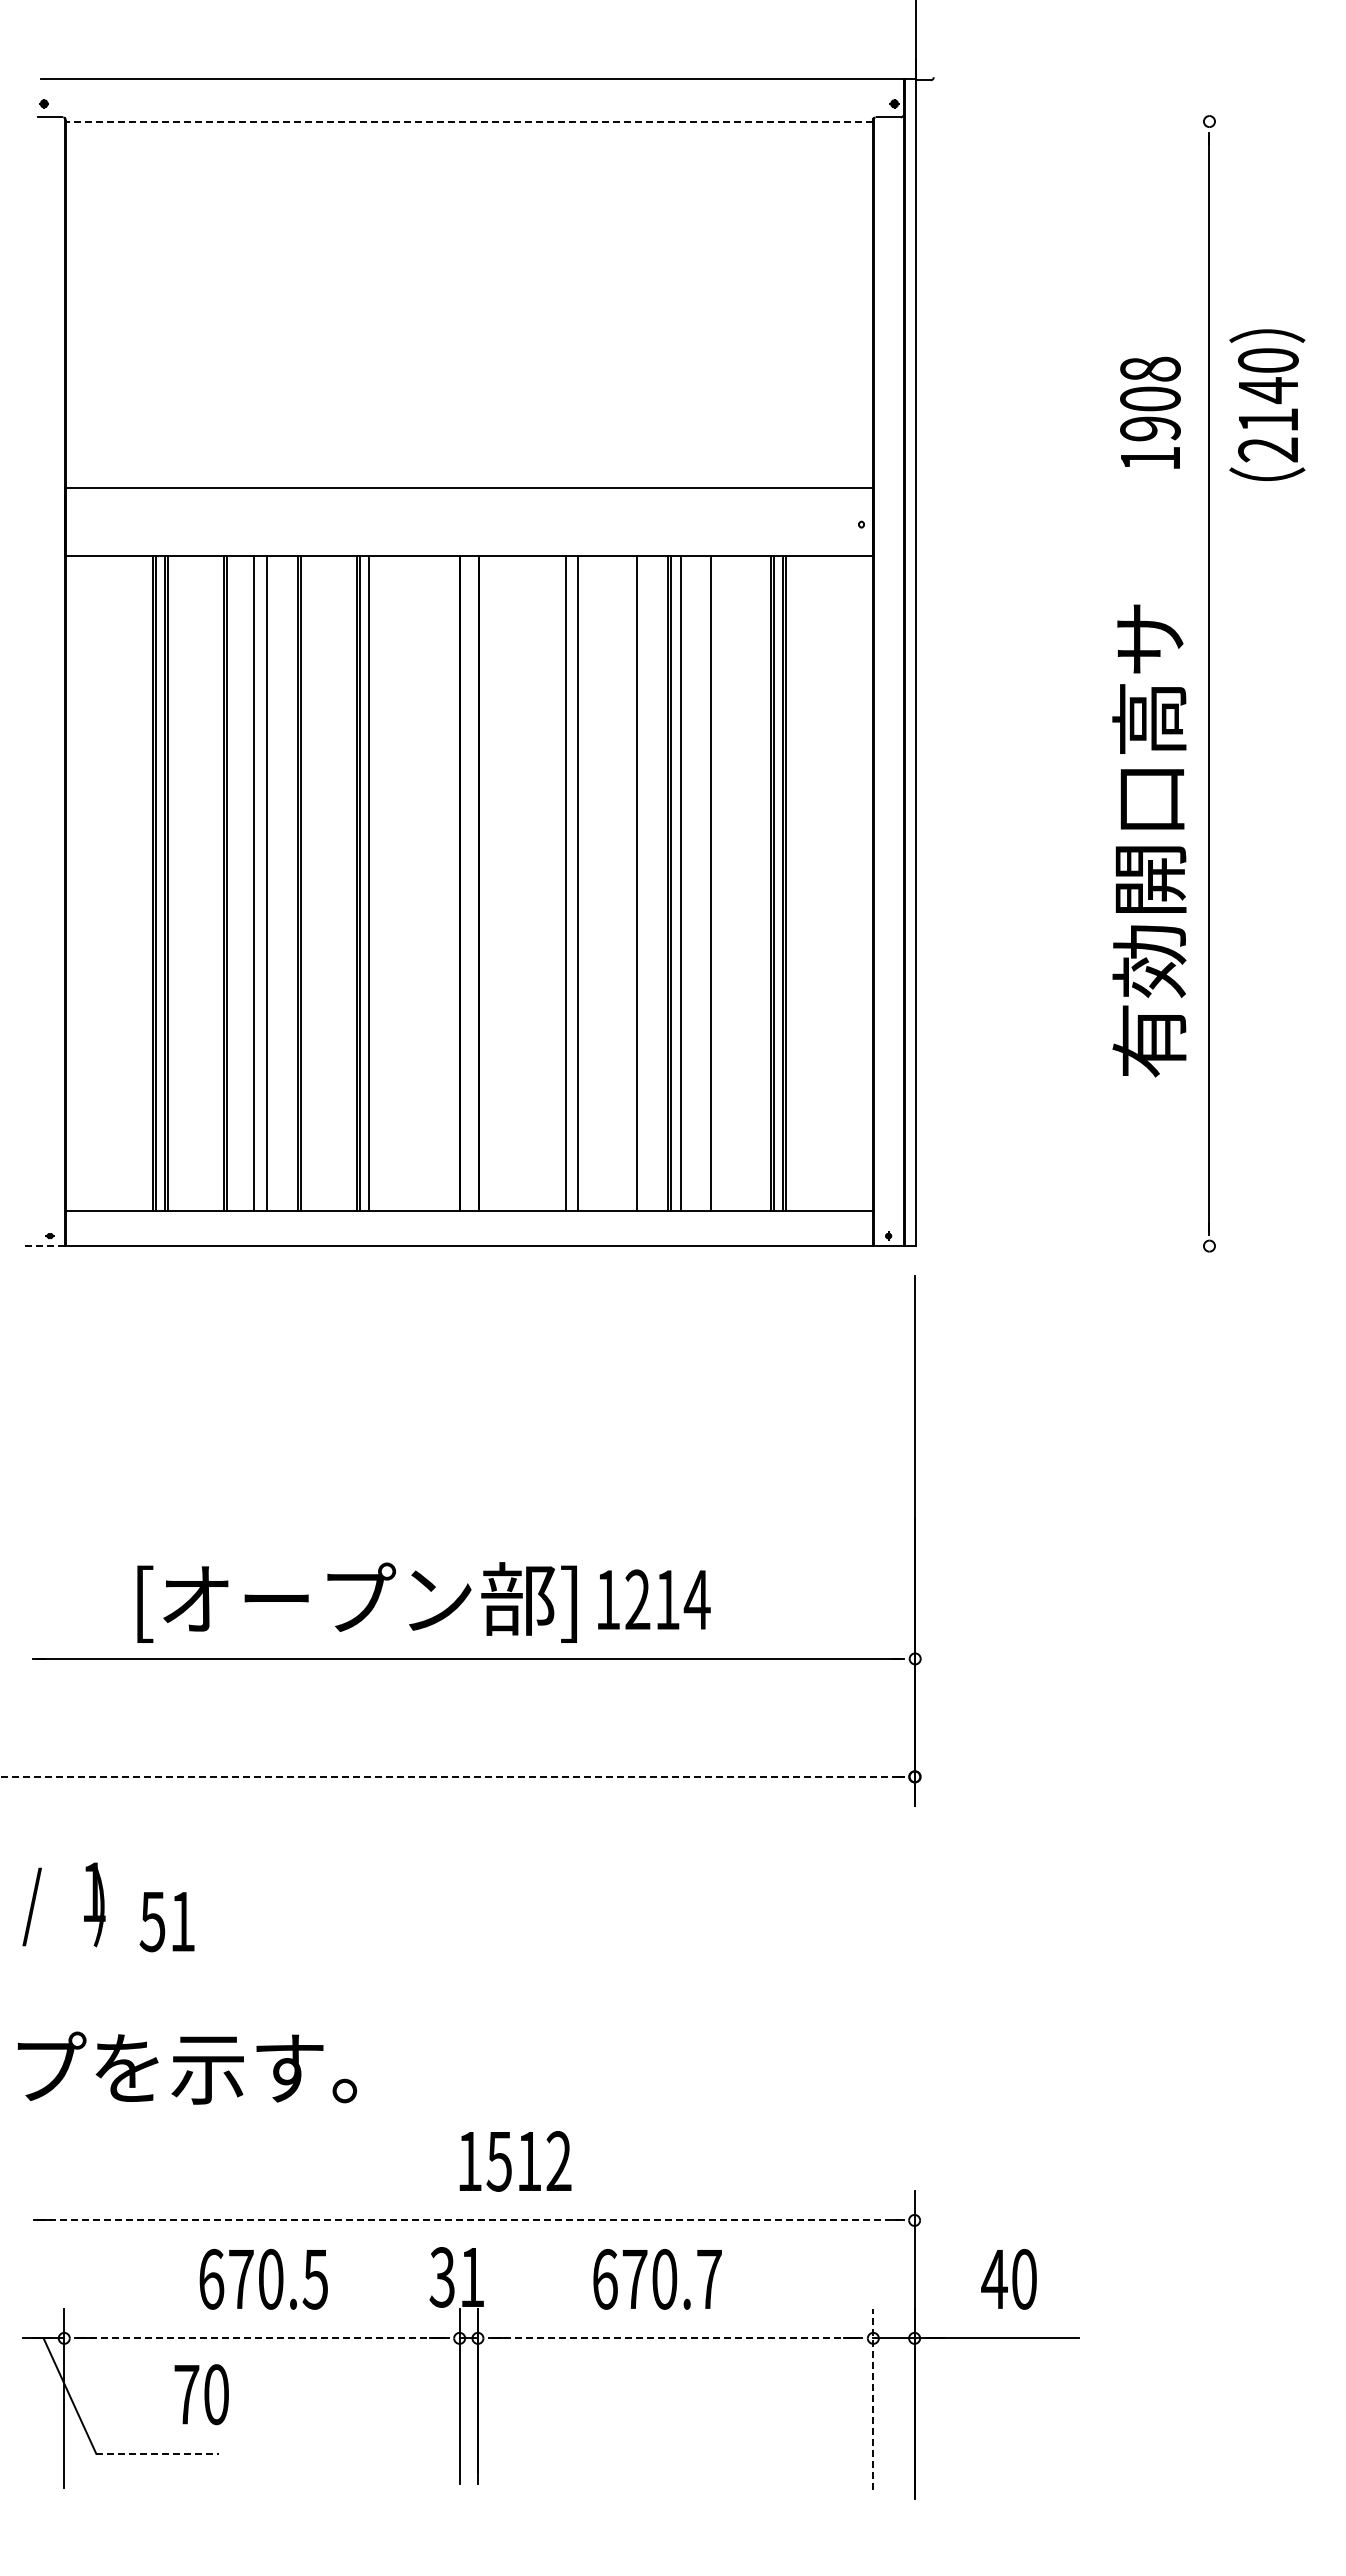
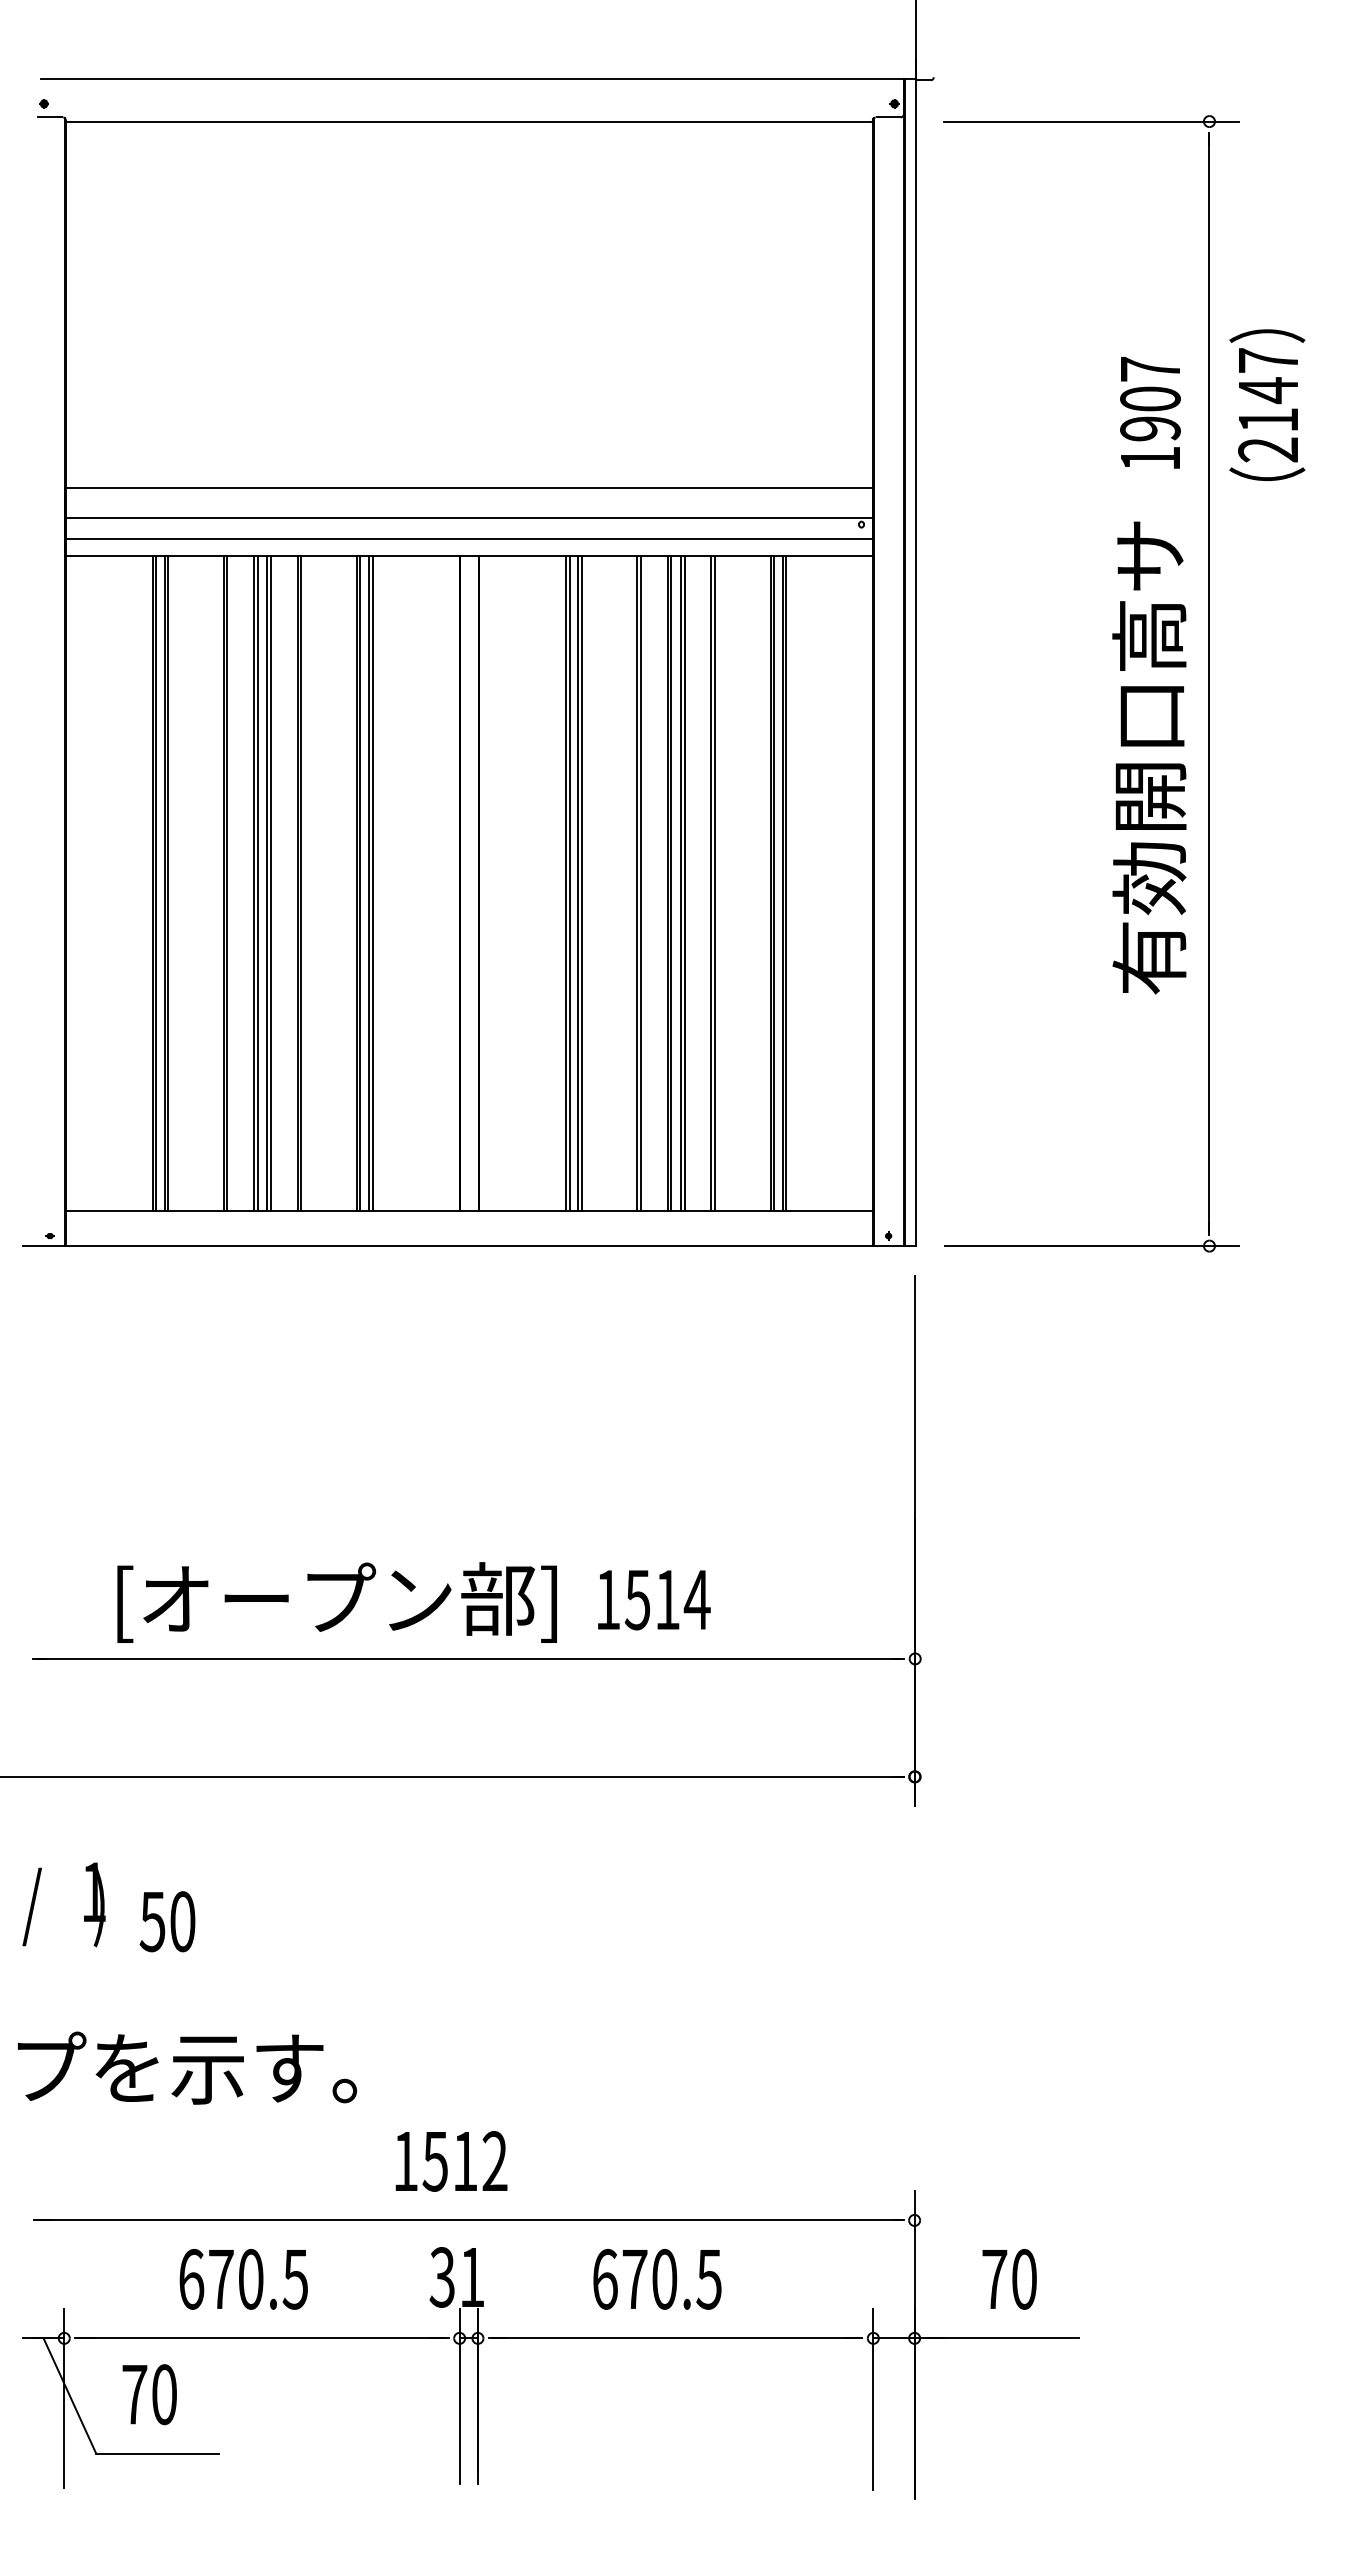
line: dashed -> solid (469, 121)
line: none -> present (1091, 121)
text: 2140 -> 2147 (1268, 360)
text: 1908 -> 1907 (1150, 368)
line: none -> present (469, 517)
line: none -> present (469, 538)
text position: (1149, 840) -> (1149, 757) (1149, 757)
line: none -> present (257, 883)
line: none -> present (270, 883)
line: none -> present (372, 883)
line: none -> present (569, 883)
line: none -> present (581, 883)
line: none -> present (640, 883)
line: none -> present (684, 883)
line: none -> present (715, 883)
line: dashed -> solid (43, 1246)
line: none -> present (1091, 1246)
text: 1214 -> 1514 (637, 1599)
text position: (356, 1602) -> (336, 1602) (336, 1602)
line: dashed -> solid (446, 1776)
text: 51 -> 50 (182, 1921)
text position: (515, 2161) -> (451, 2161) (451, 2161)
line: dashed -> solid (469, 2220)
text position: (263, 2279) -> (243, 2279) (243, 2279)
text: 670.7 -> 670.5 (708, 2279)
text: 40 -> 70 (994, 2279)
line: dashed -> solid (261, 2338)
line: dashed -> solid (675, 2338)
text position: (201, 2394) -> (149, 2394) (149, 2394)
line: dashed -> solid (873, 2399)
line: dashed -> solid (158, 2453)
